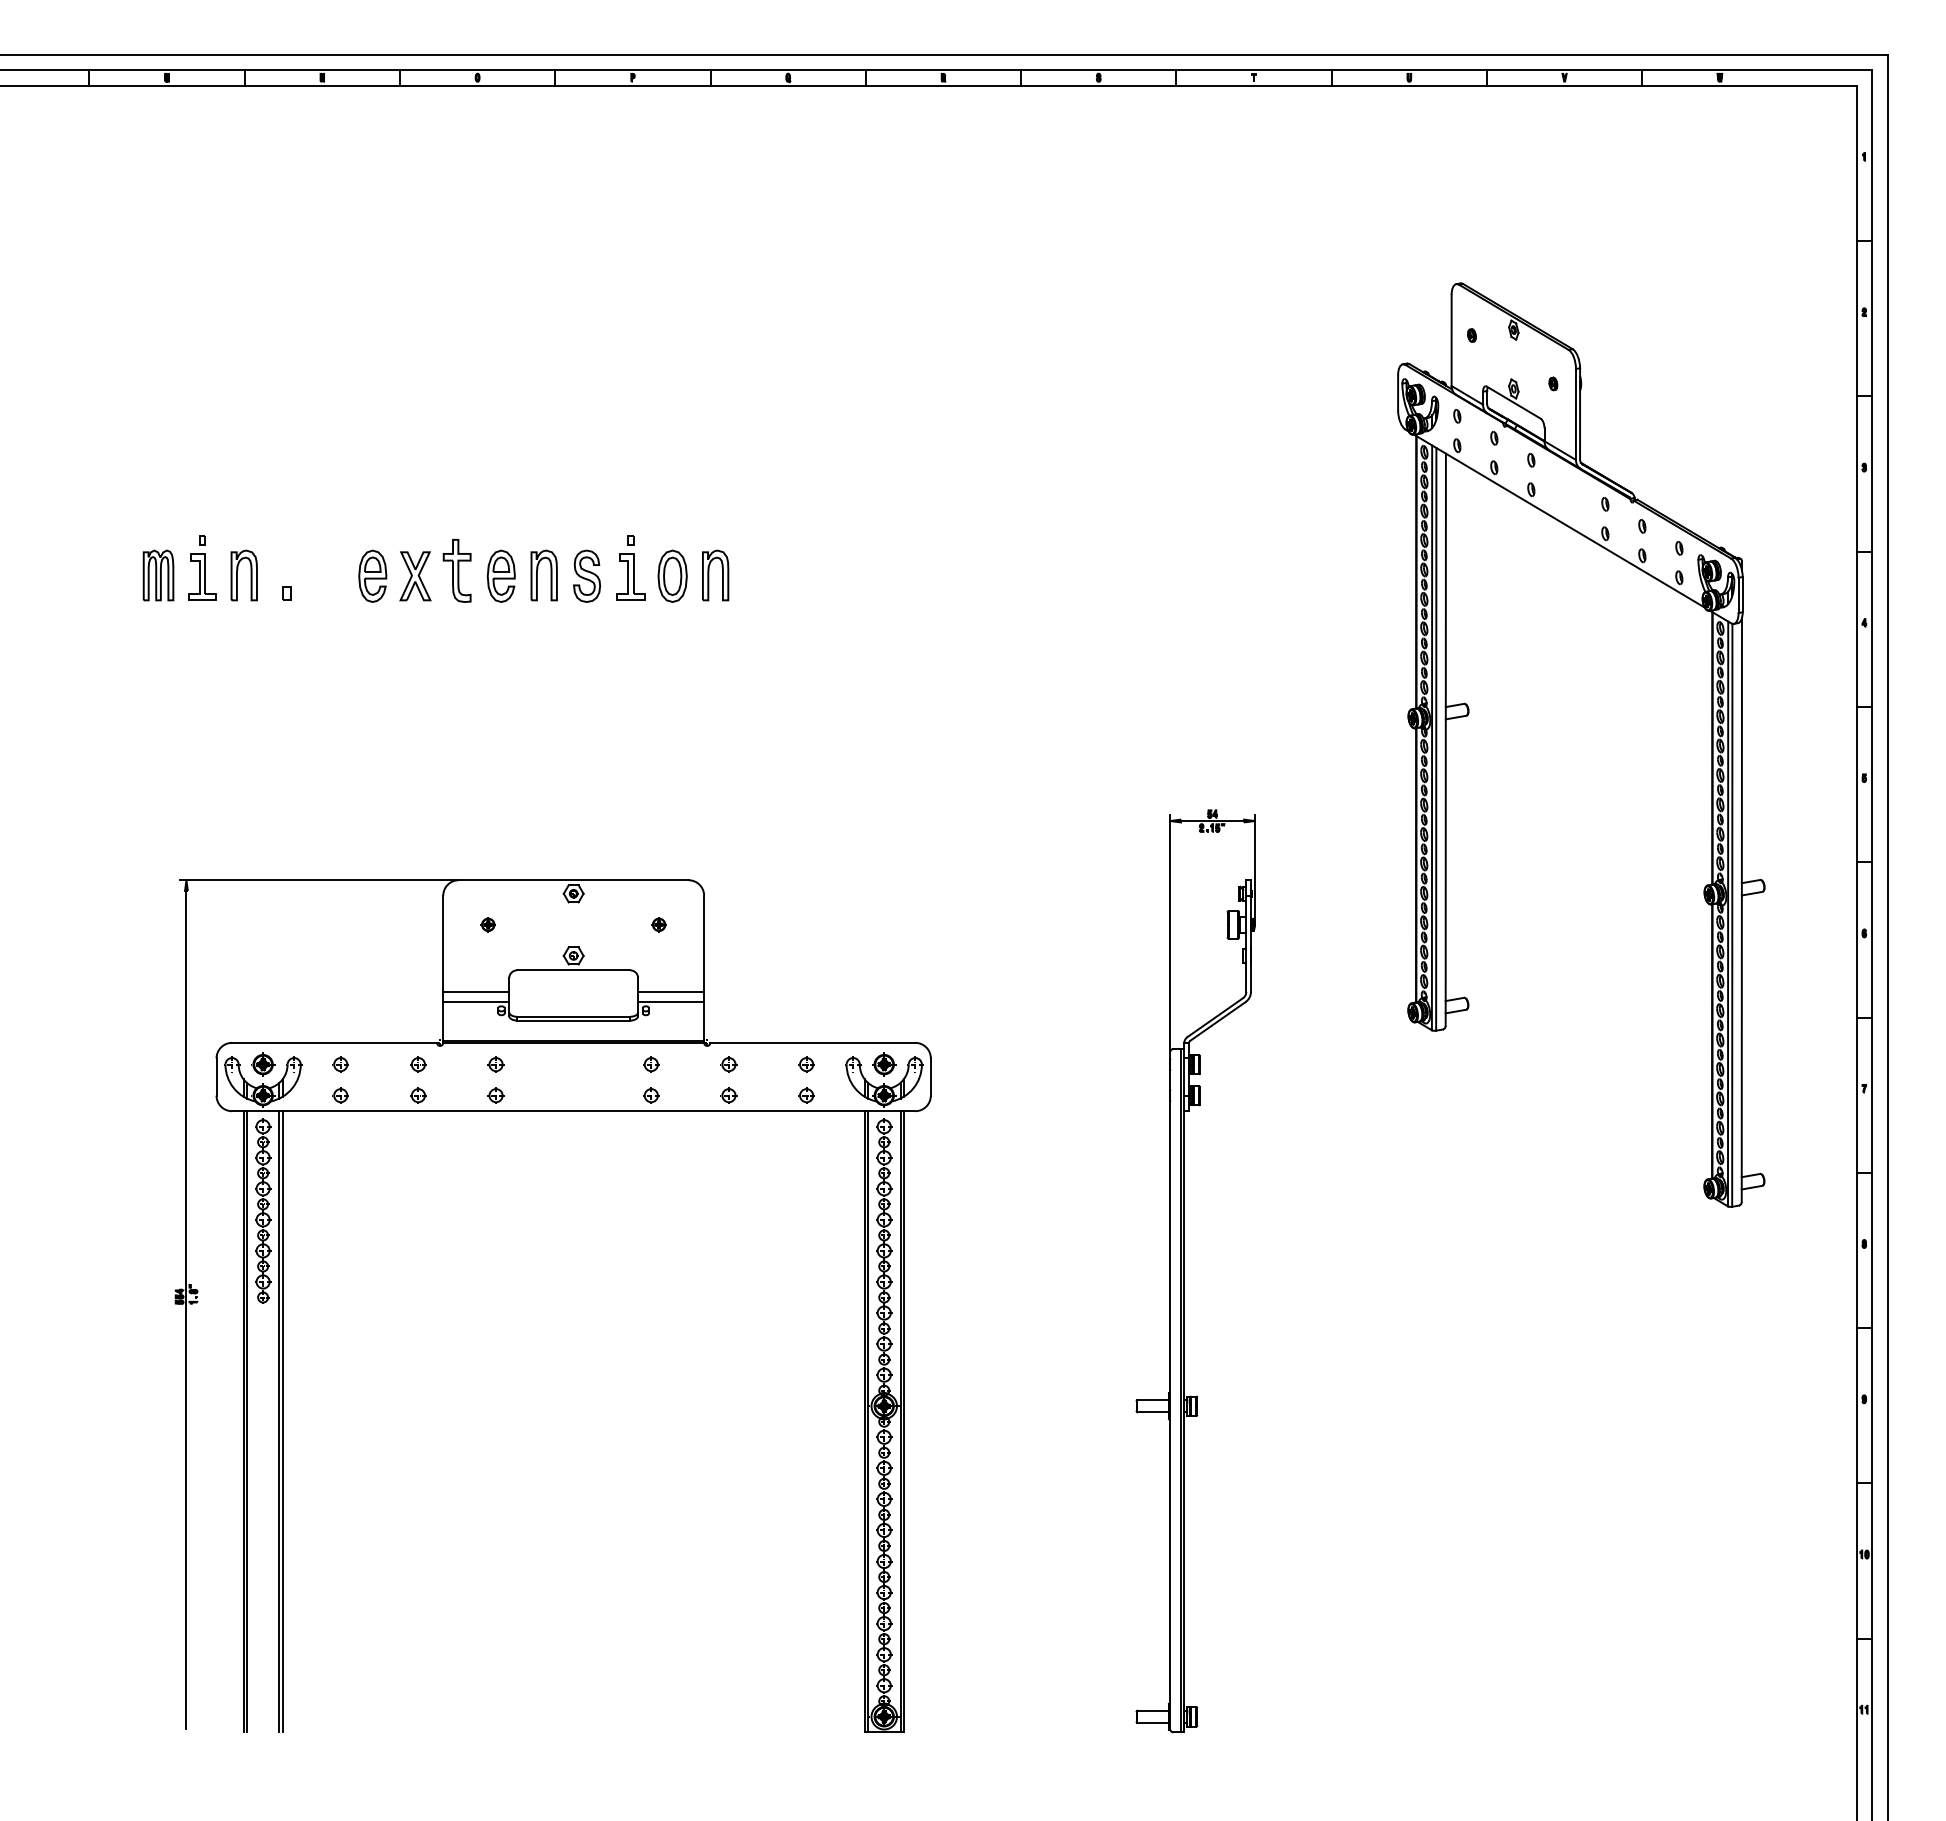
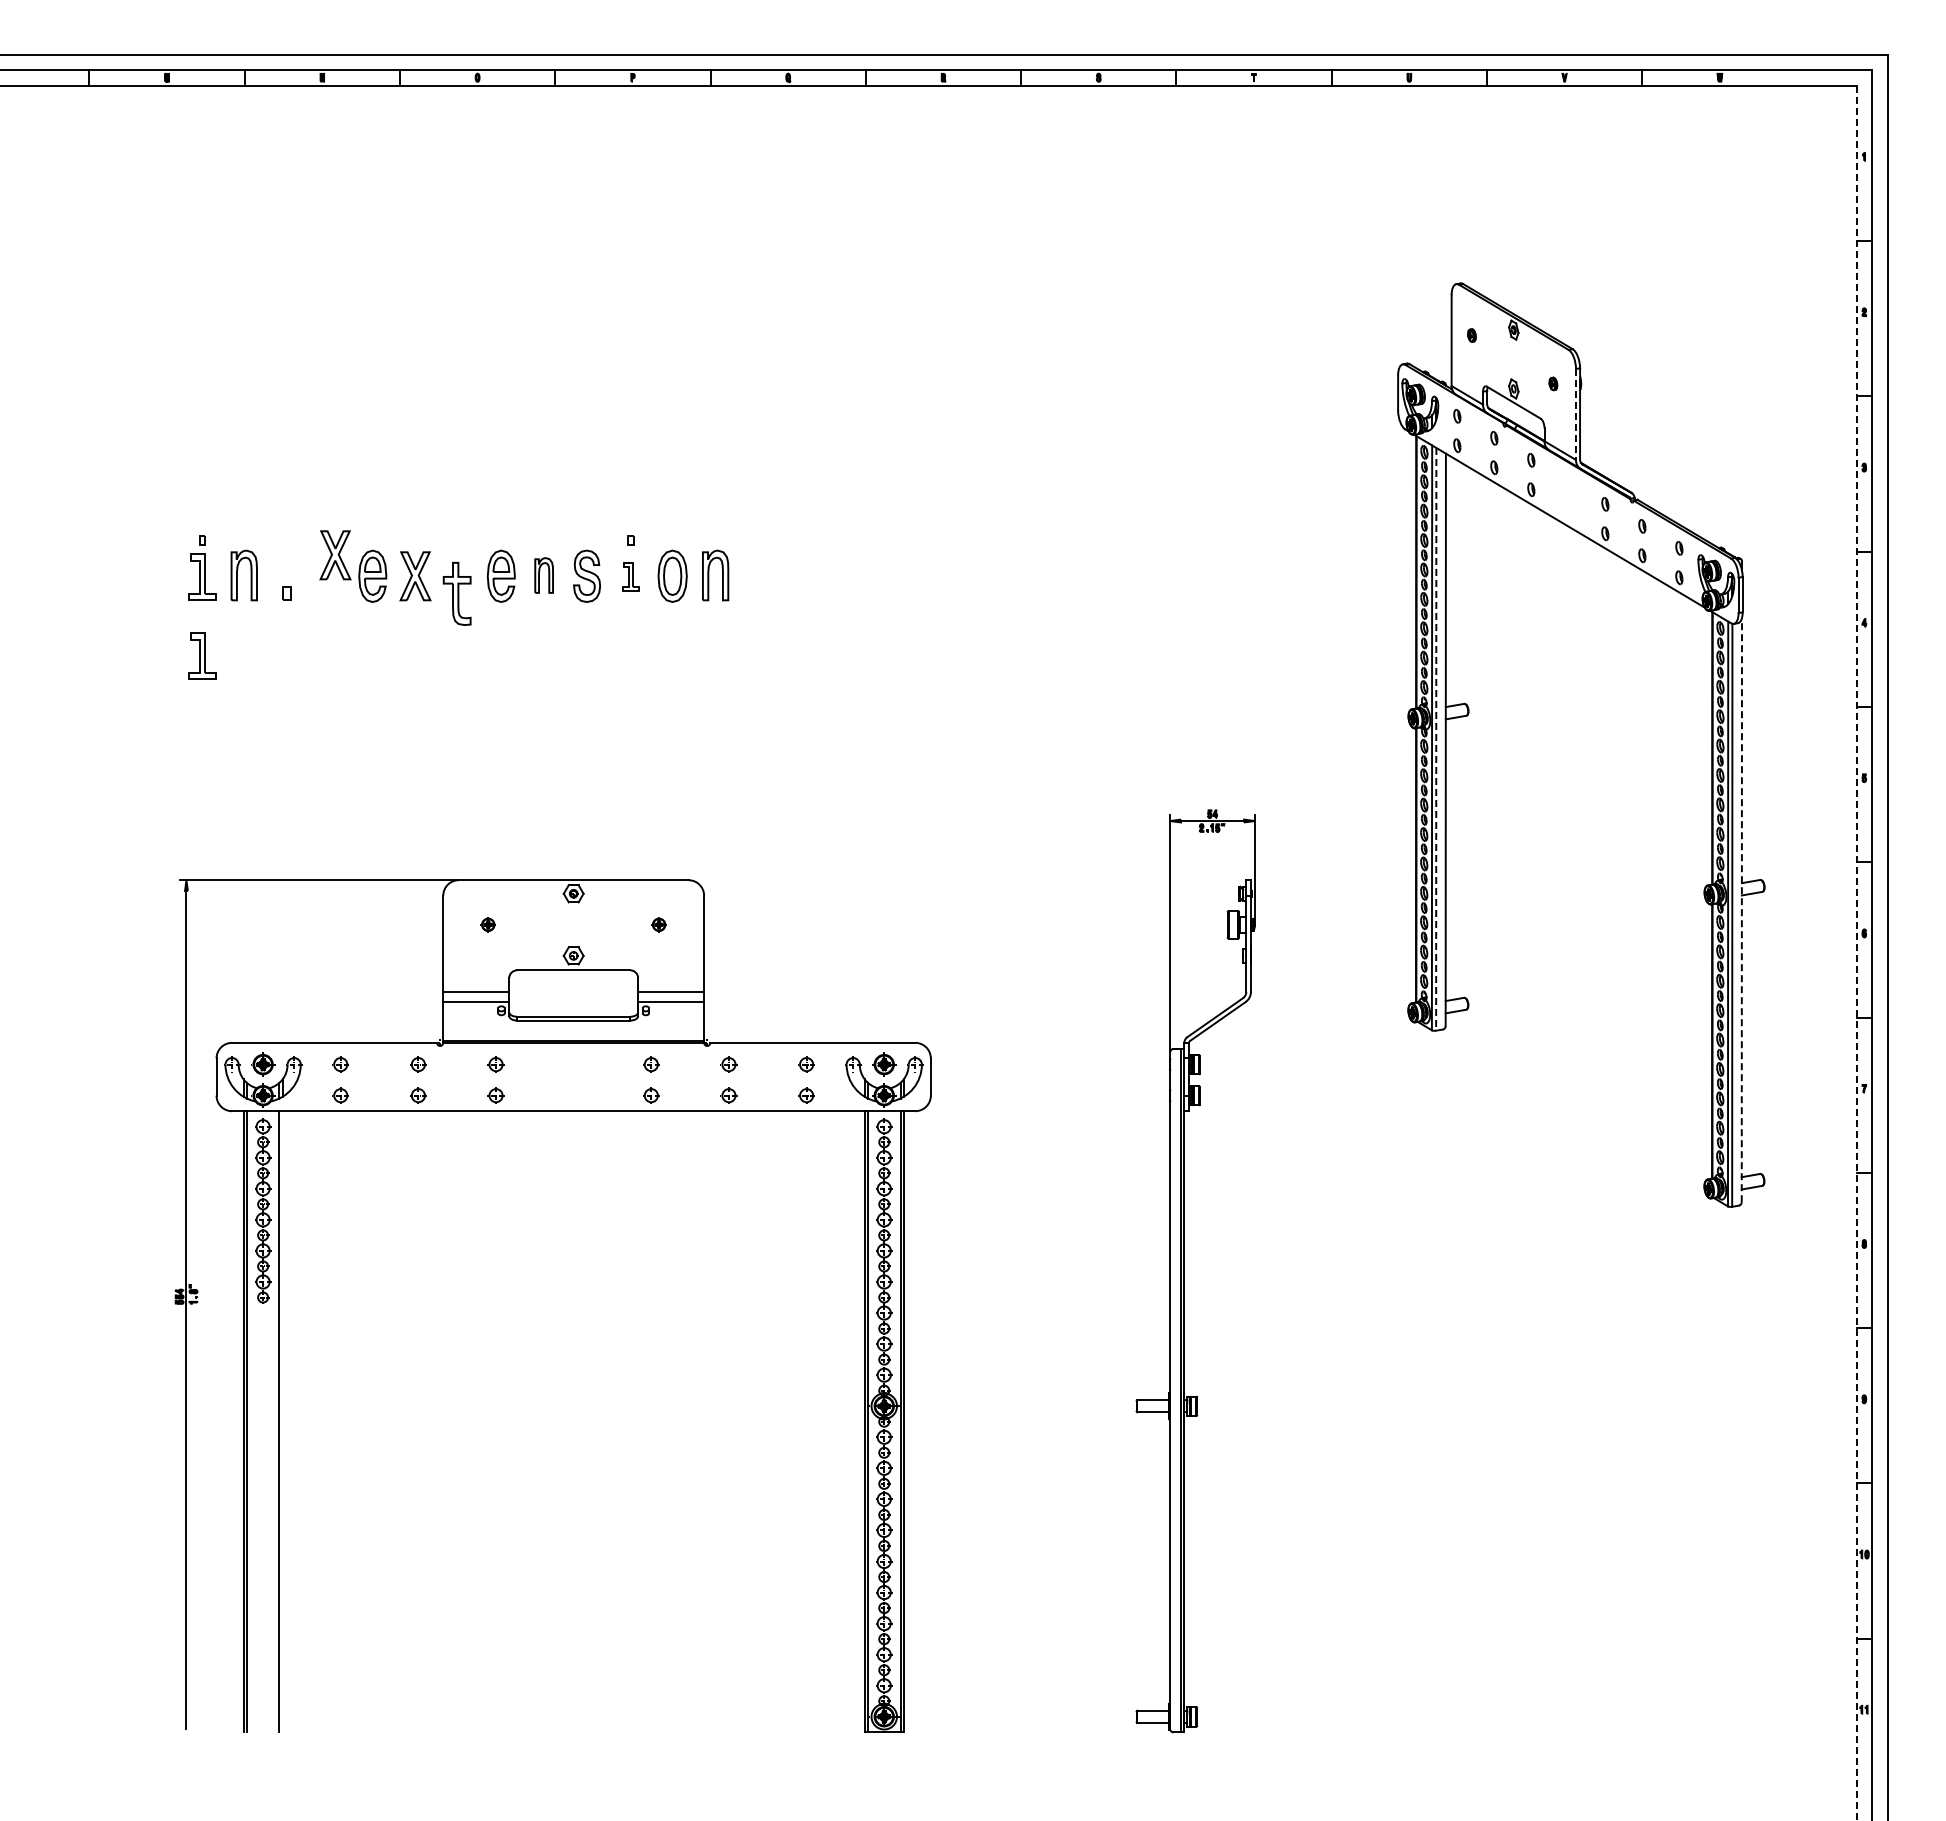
line: solid -> dashed (1575, 414)
part: none -> present (335, 555)
part position: (456, 570) -> (456, 593) (456, 593)
part: present -> none (158, 575)
part size: 28x53 px -> 20x37 px (543, 575)
part size: 30x48 px -> 18x30 px (630, 576)
part: none -> present (202, 655)
line: solid -> dashed (1436, 739)
line: solid -> dashed (1741, 909)
line: solid -> dashed (1856, 953)
line: present -> none (282, 1421)
